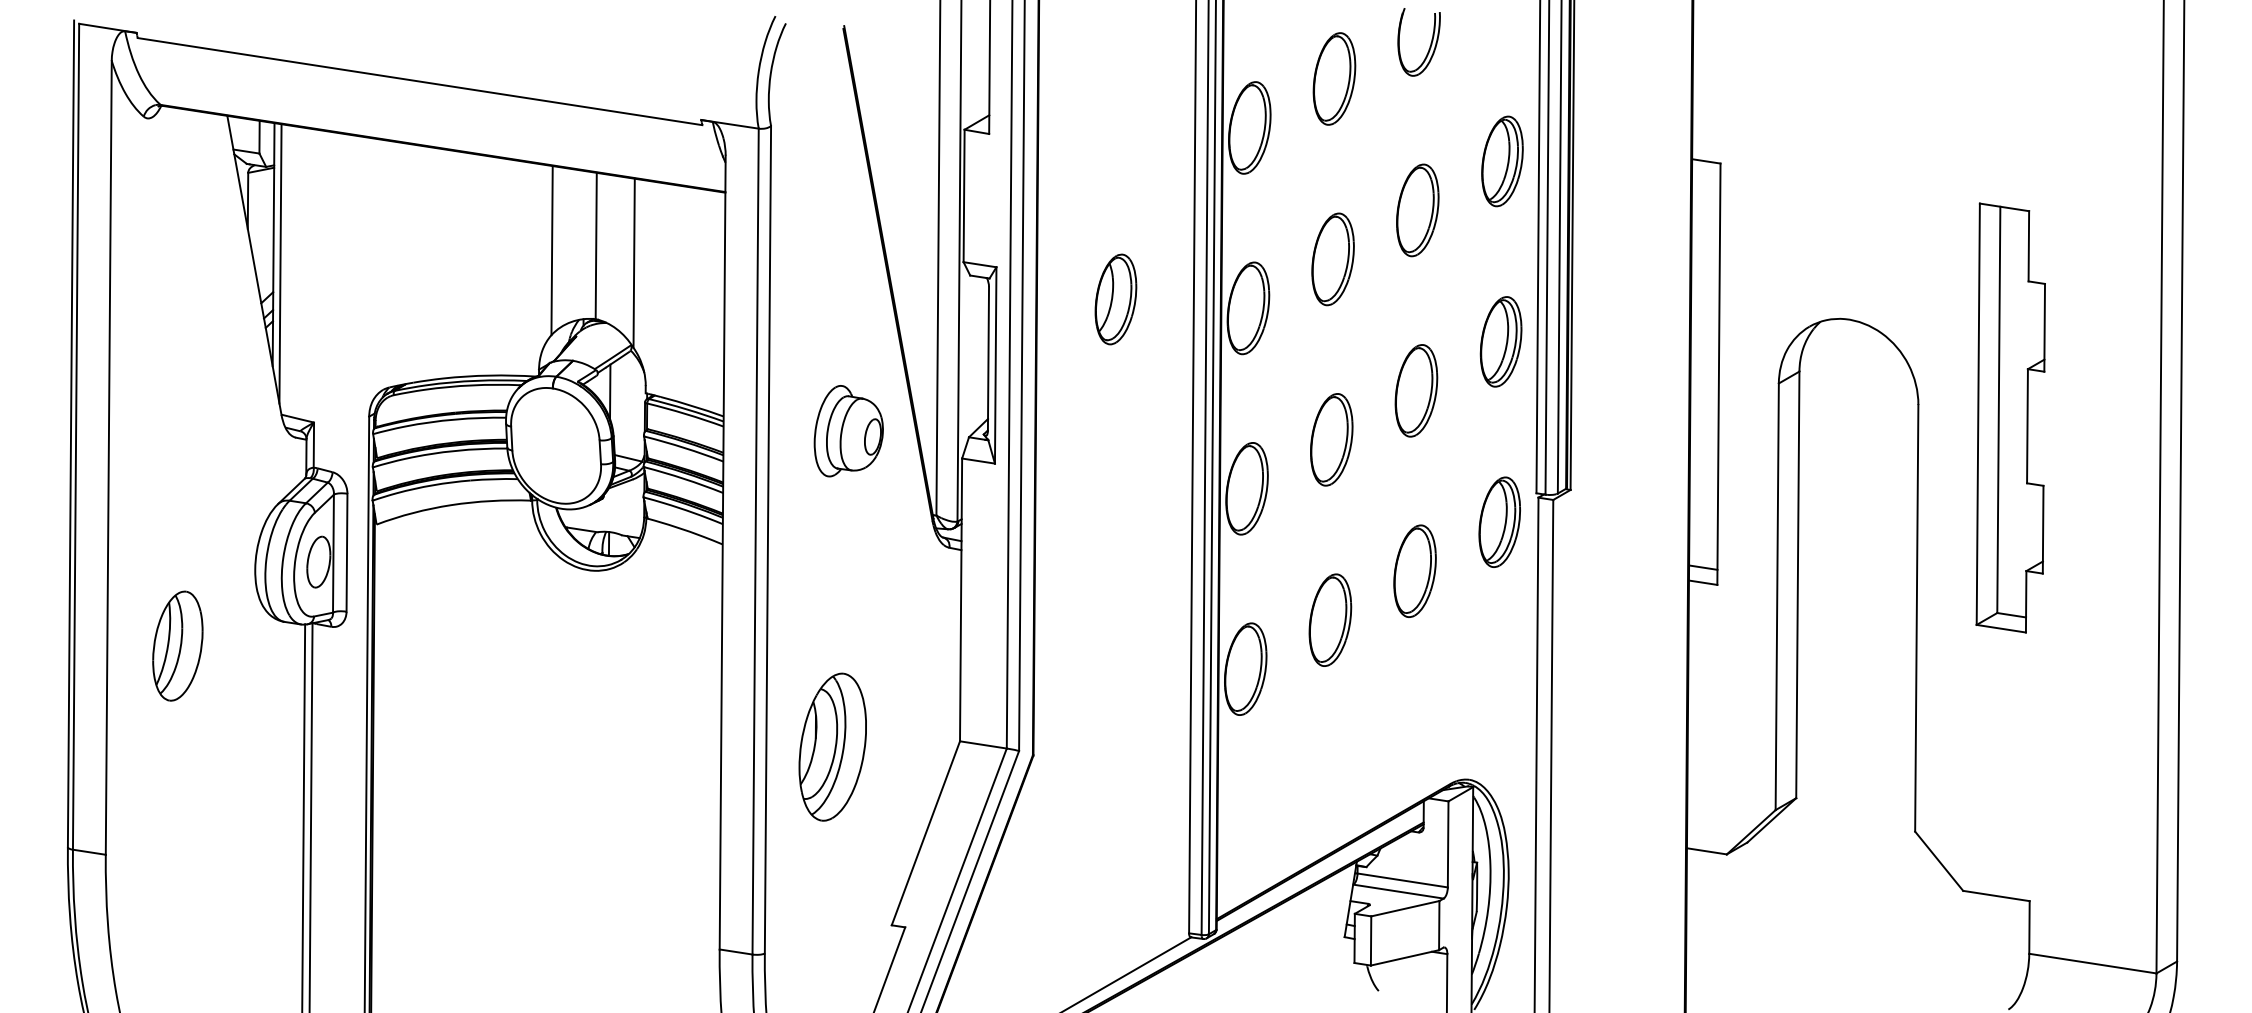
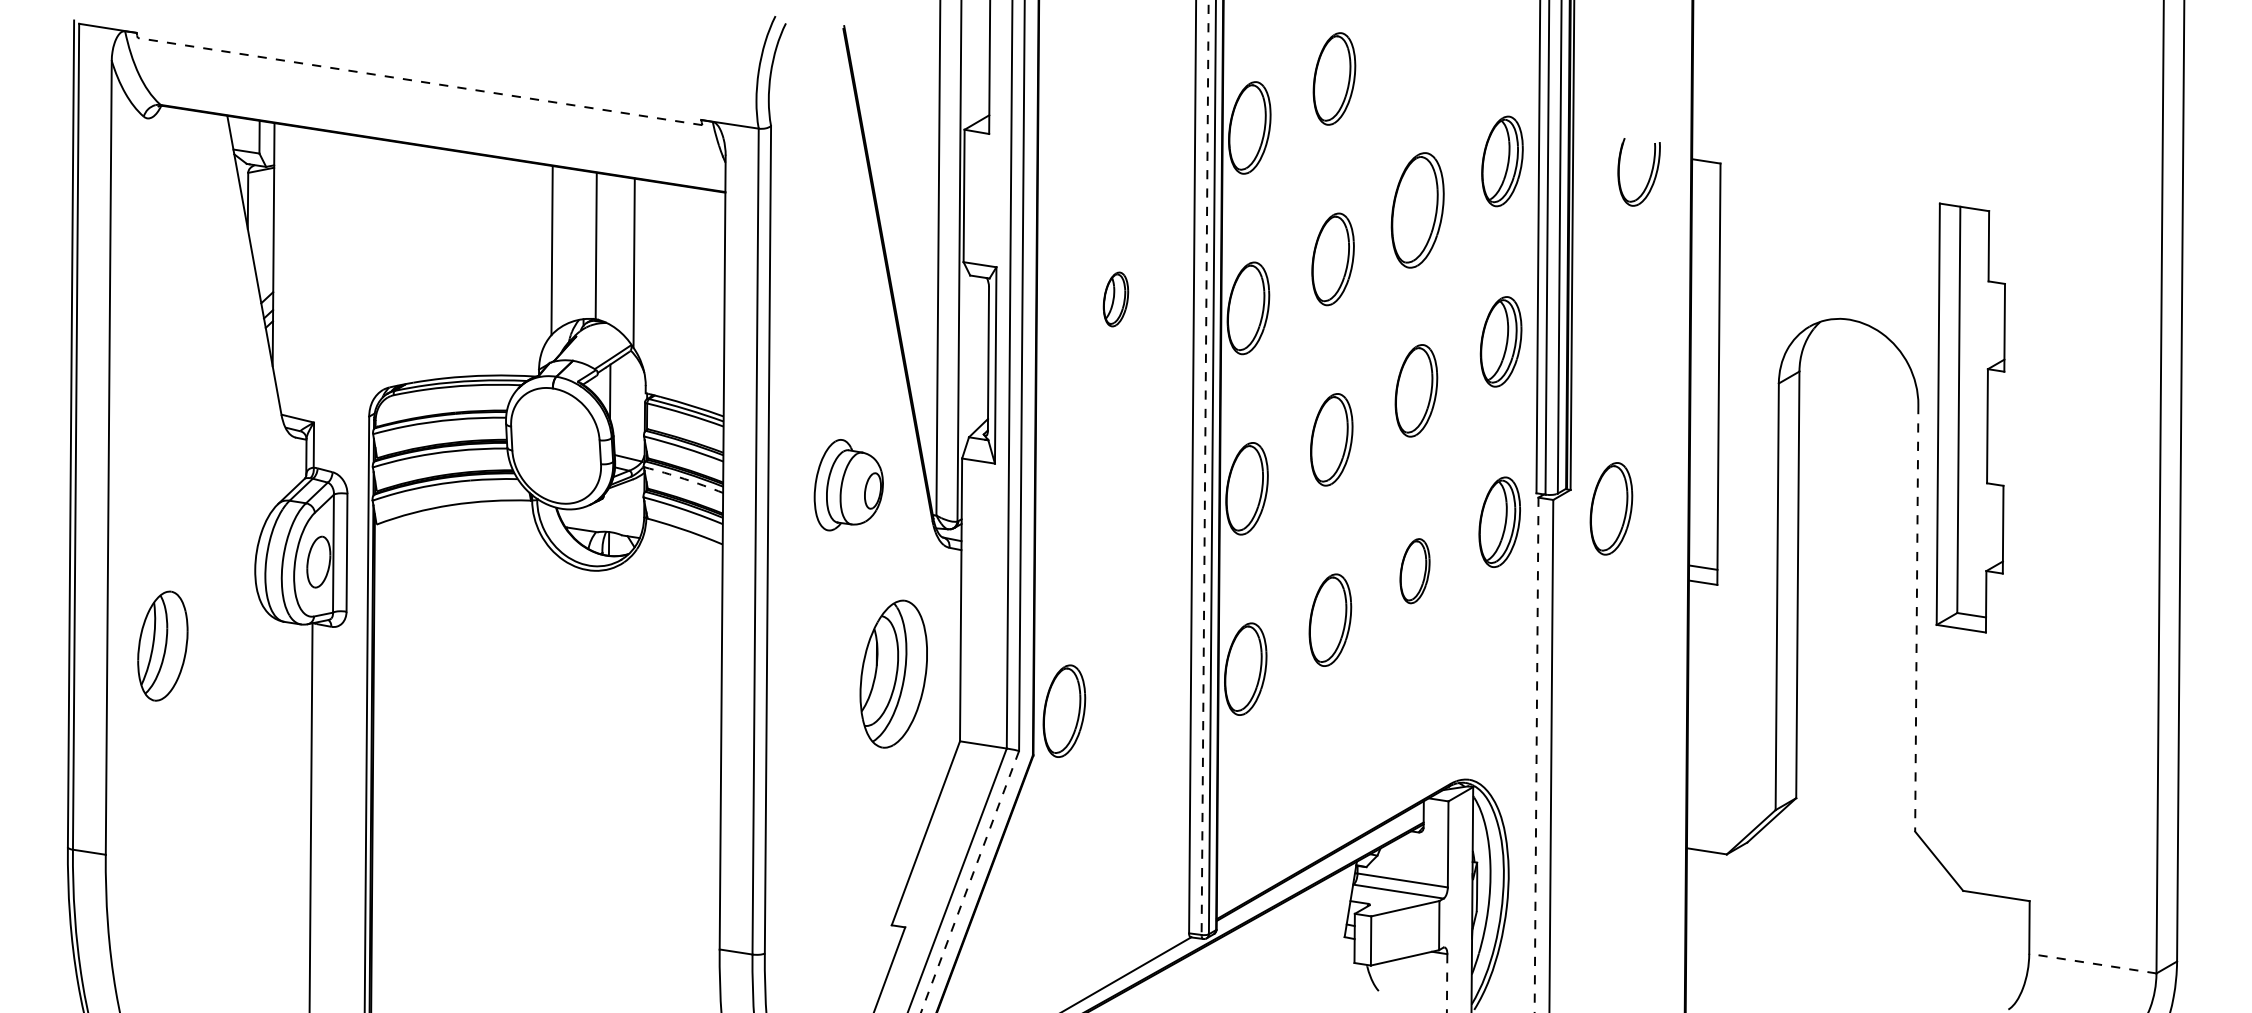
part position: (1429, 46) -> (1649, 176) (1649, 176)
line: solid -> dashed (420, 81)
part size: 44x95 px -> 55x117 px (1417, 210)
line: present -> none (280, 263)
part size: 44x93 px -> 28x57 px (1115, 299)
part position: (2010, 417) -> (1970, 417) (1970, 417)
part position: (848, 431) -> (848, 485) (848, 485)
line: solid -> dashed (1205, 467)
arc: solid -> dashed (684, 478)
part: none -> present (1611, 508)
part size: 44x94 px -> 32x67 px (1414, 571)
line: solid -> dashed (1916, 618)
part position: (177, 645) -> (162, 645) (162, 645)
part: none -> present (1064, 710)
part position: (832, 746) -> (893, 673) (893, 673)
line: solid -> dashed (1536, 755)
line: present -> none (303, 816)
line: solid -> dashed (969, 882)
line: solid -> dashed (2092, 963)
line: solid -> dashed (1447, 983)
